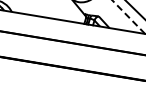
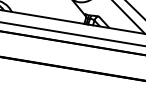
line: dashed -> solid (128, 17)
line: none -> present (72, 33)
